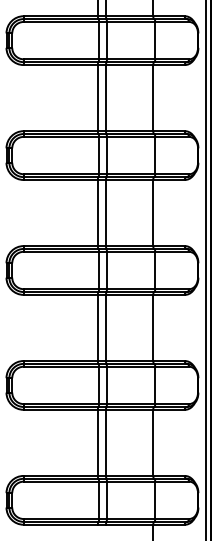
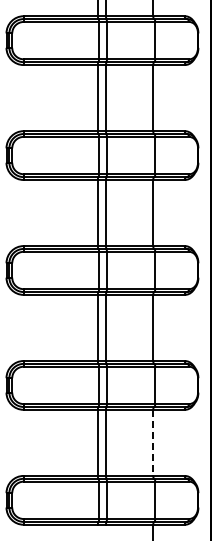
line: present -> none (205, 269)
line: solid -> dashed (153, 443)
